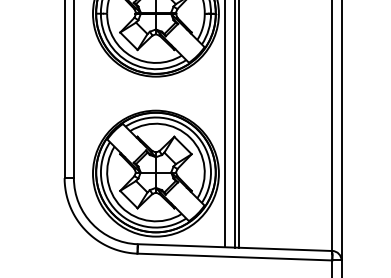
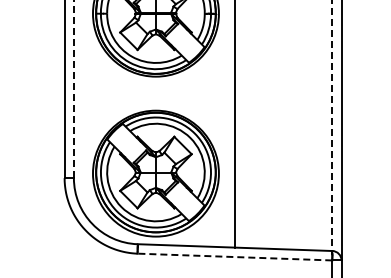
line: solid -> dashed (73, 89)
line: present -> none (225, 124)
line: present -> none (239, 124)
line: solid -> dashed (332, 126)
line: solid -> dashed (234, 257)
